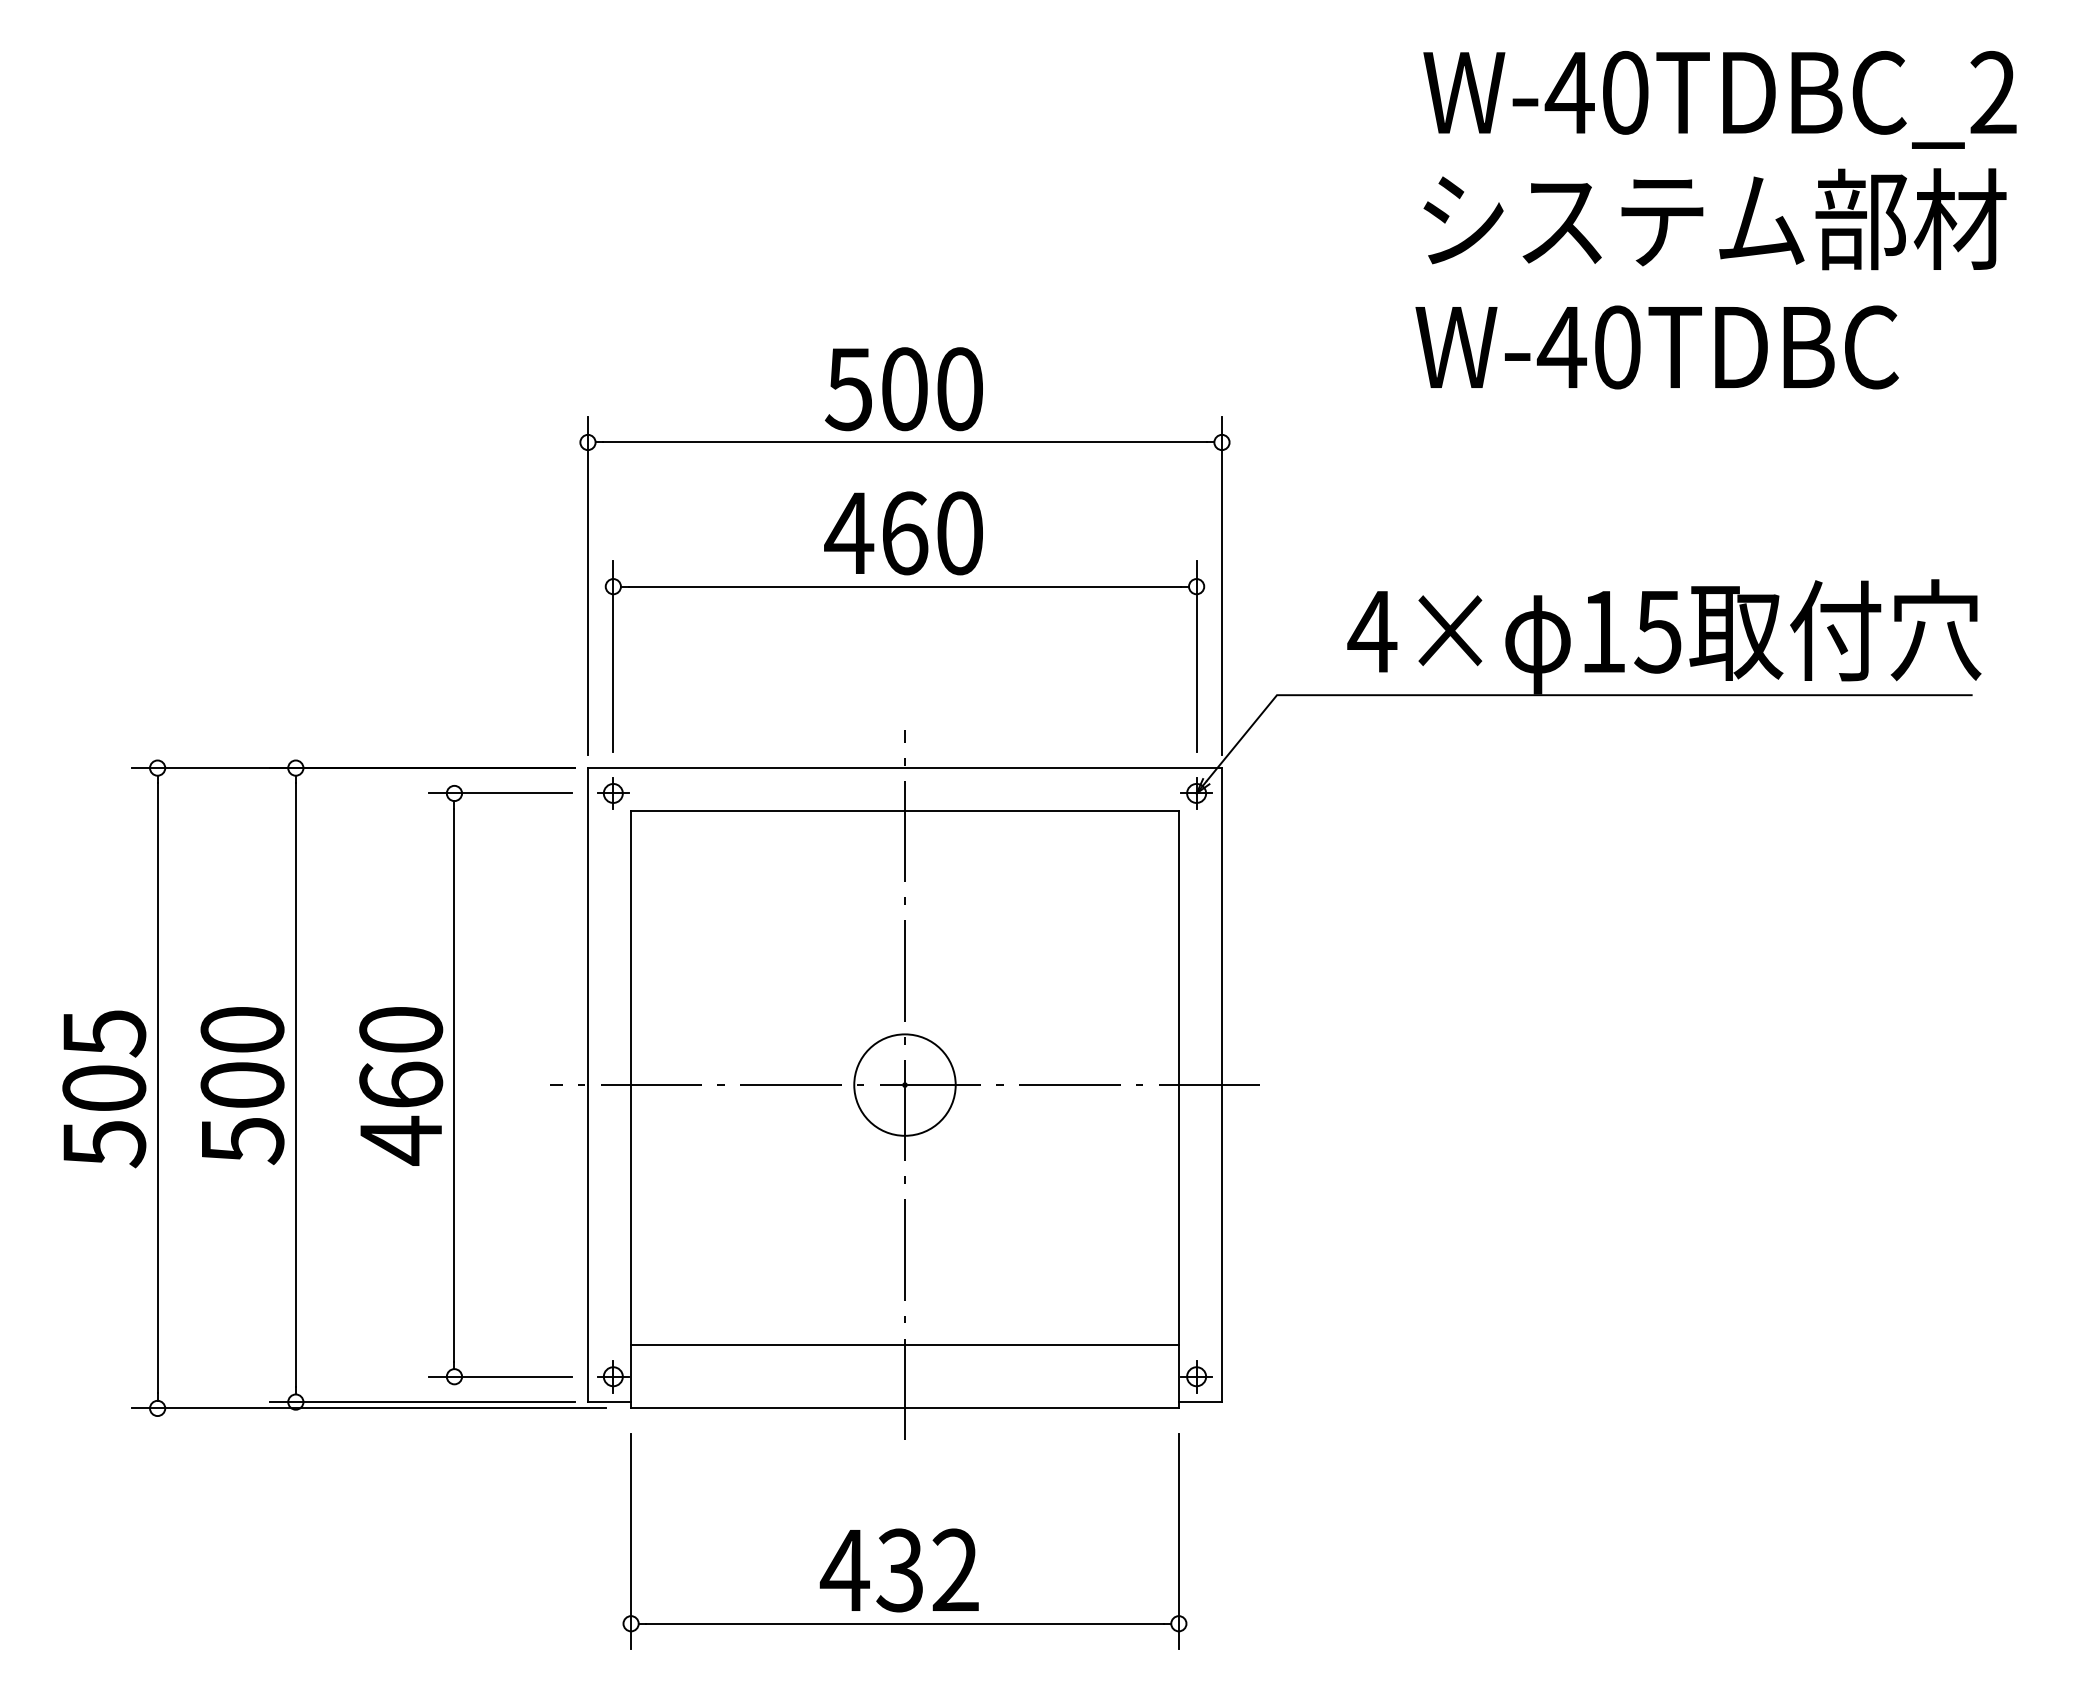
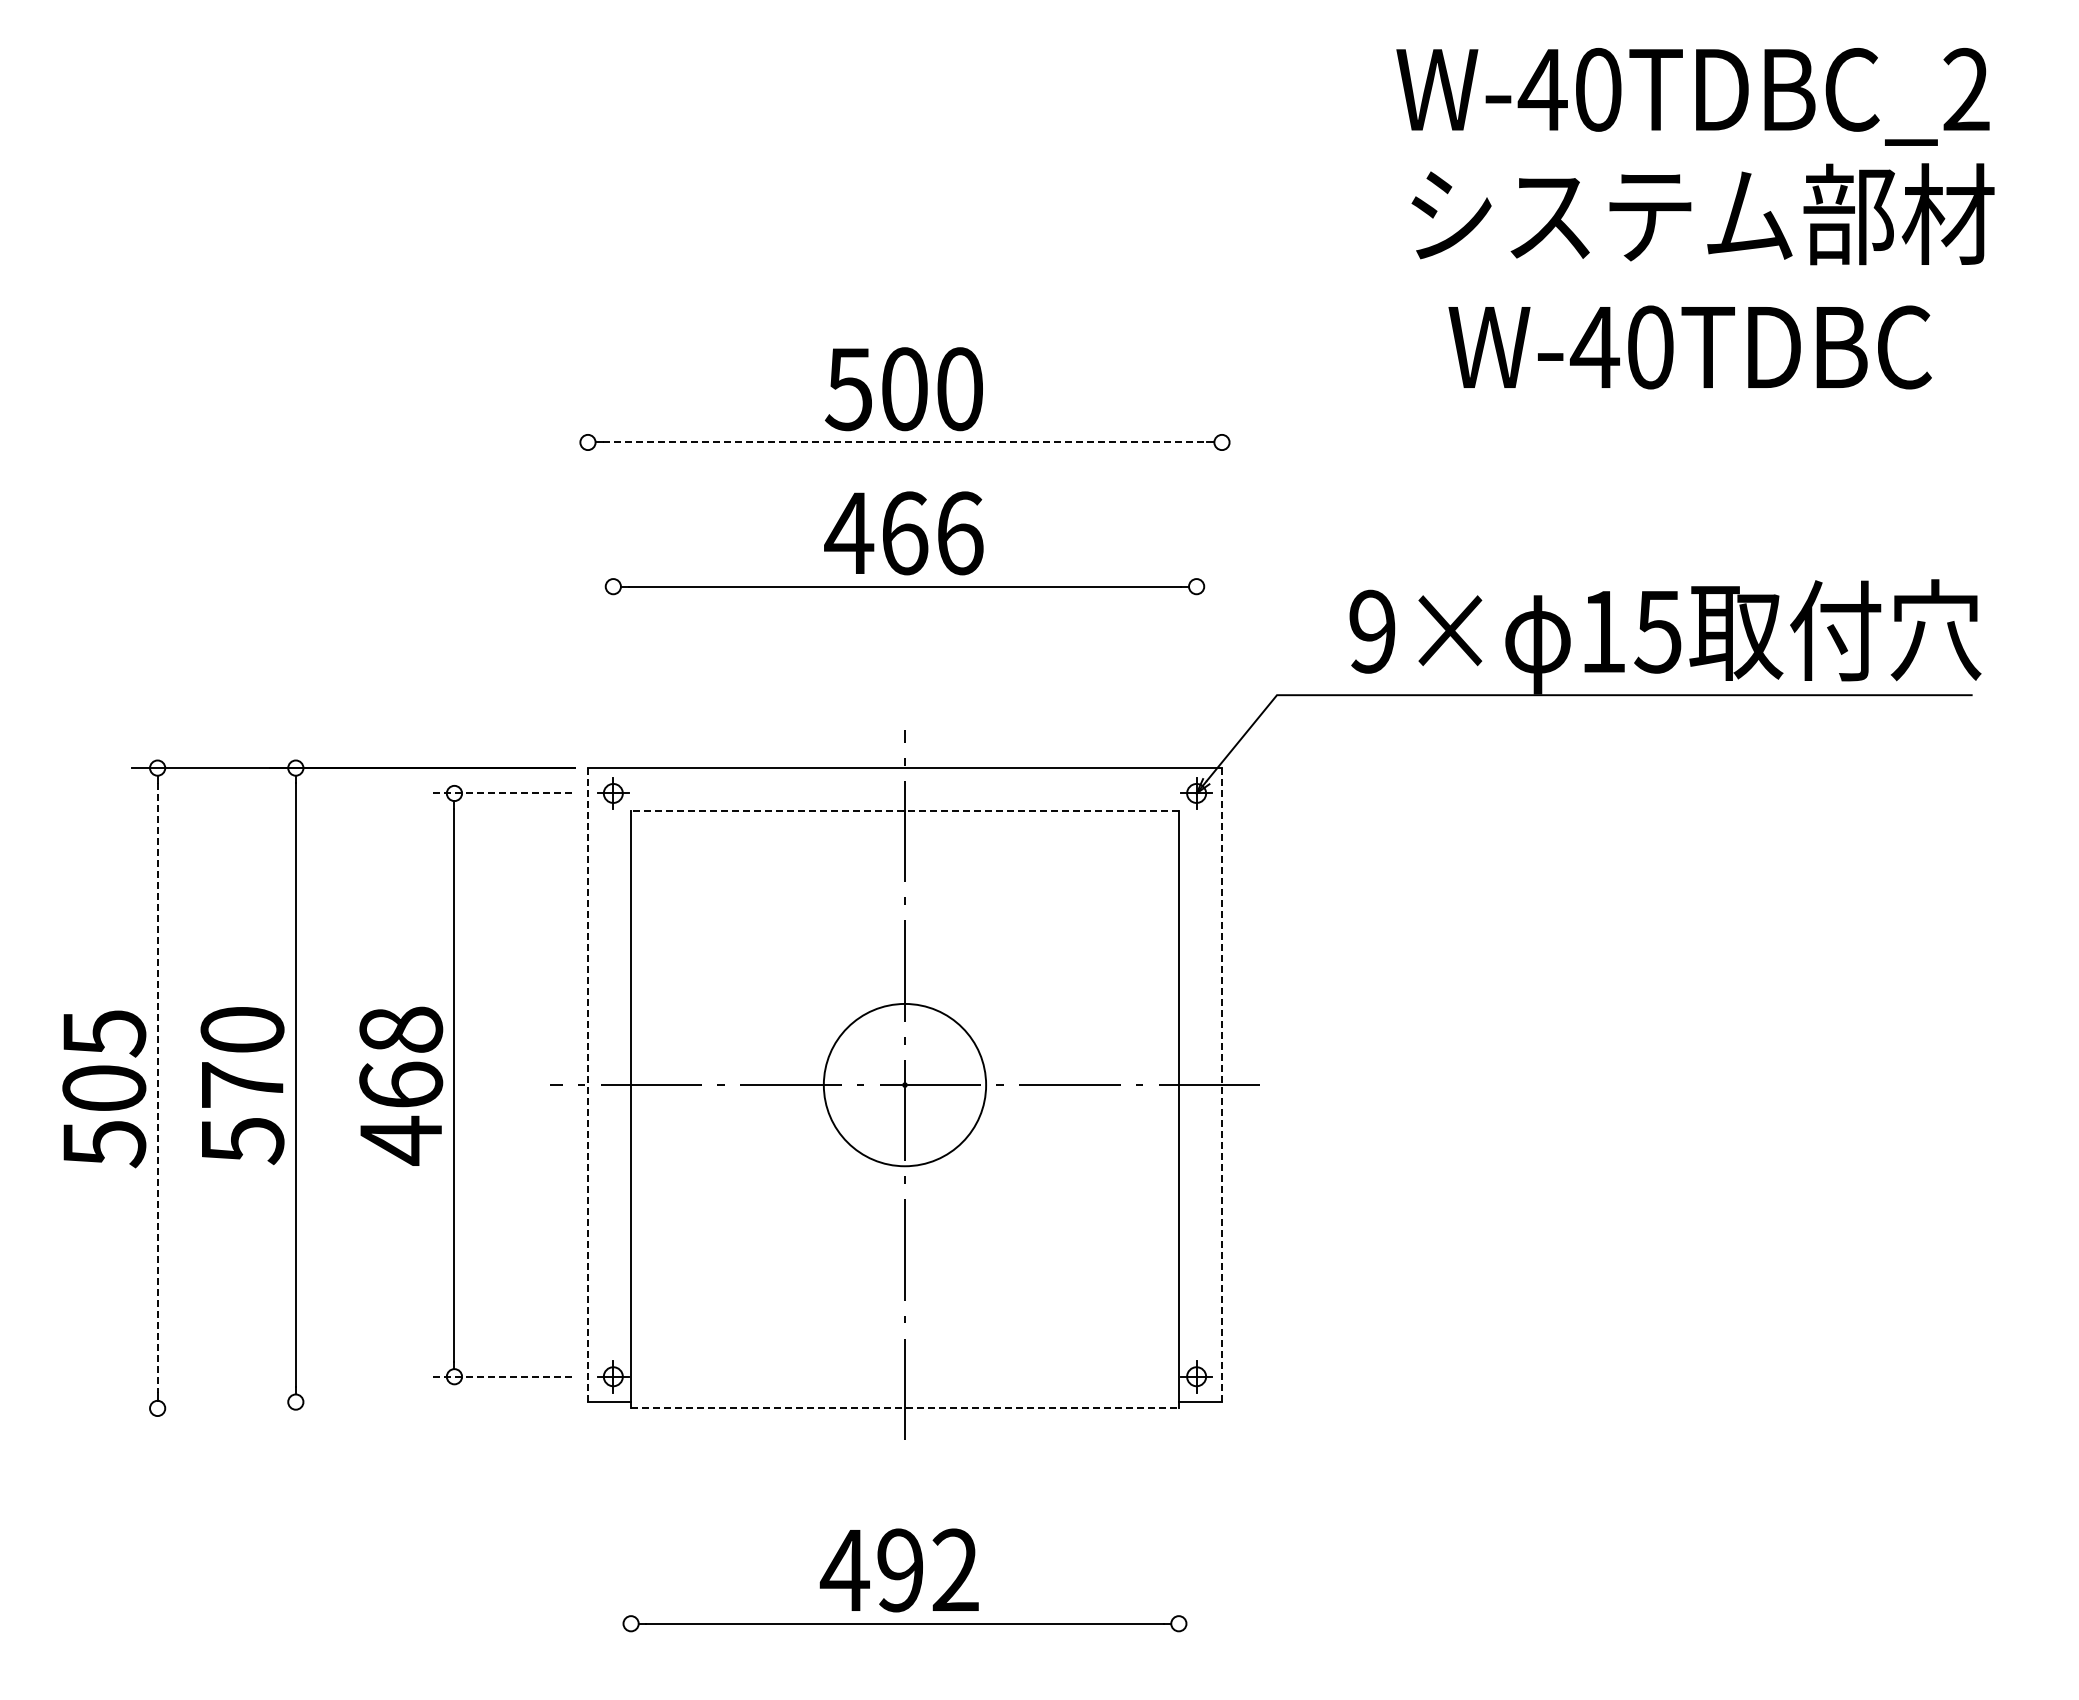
text position: (1719, 99) -> (1692, 96) (1692, 96)
text position: (1714, 219) -> (1702, 214) (1702, 214)
text position: (1656, 347) -> (1689, 347) (1689, 347)
line: solid -> dashed (904, 442)
text: 460 -> 466 (960, 533)
line: present -> none (587, 586)
line: present -> none (1221, 586)
text: 4× -> 9× (1372, 631)
line: present -> none (613, 656)
line: present -> none (1196, 656)
line: solid -> dashed (500, 793)
line: solid -> dashed (904, 811)
text: 460 -> 468 (400, 1029)
text: 500 -> 570 (242, 1084)
circle diameter: 101 px -> 162 px (904, 1084)
line: solid -> dashed (587, 1085)
line: solid -> dashed (1221, 1085)
line: solid -> dashed (157, 1088)
line: present -> none (904, 1345)
line: solid -> dashed (500, 1376)
line: present -> none (422, 1402)
line: present -> none (368, 1408)
line: solid -> dashed (904, 1408)
line: present -> none (631, 1541)
line: present -> none (1178, 1541)
text: 432 -> 492 (899, 1570)
